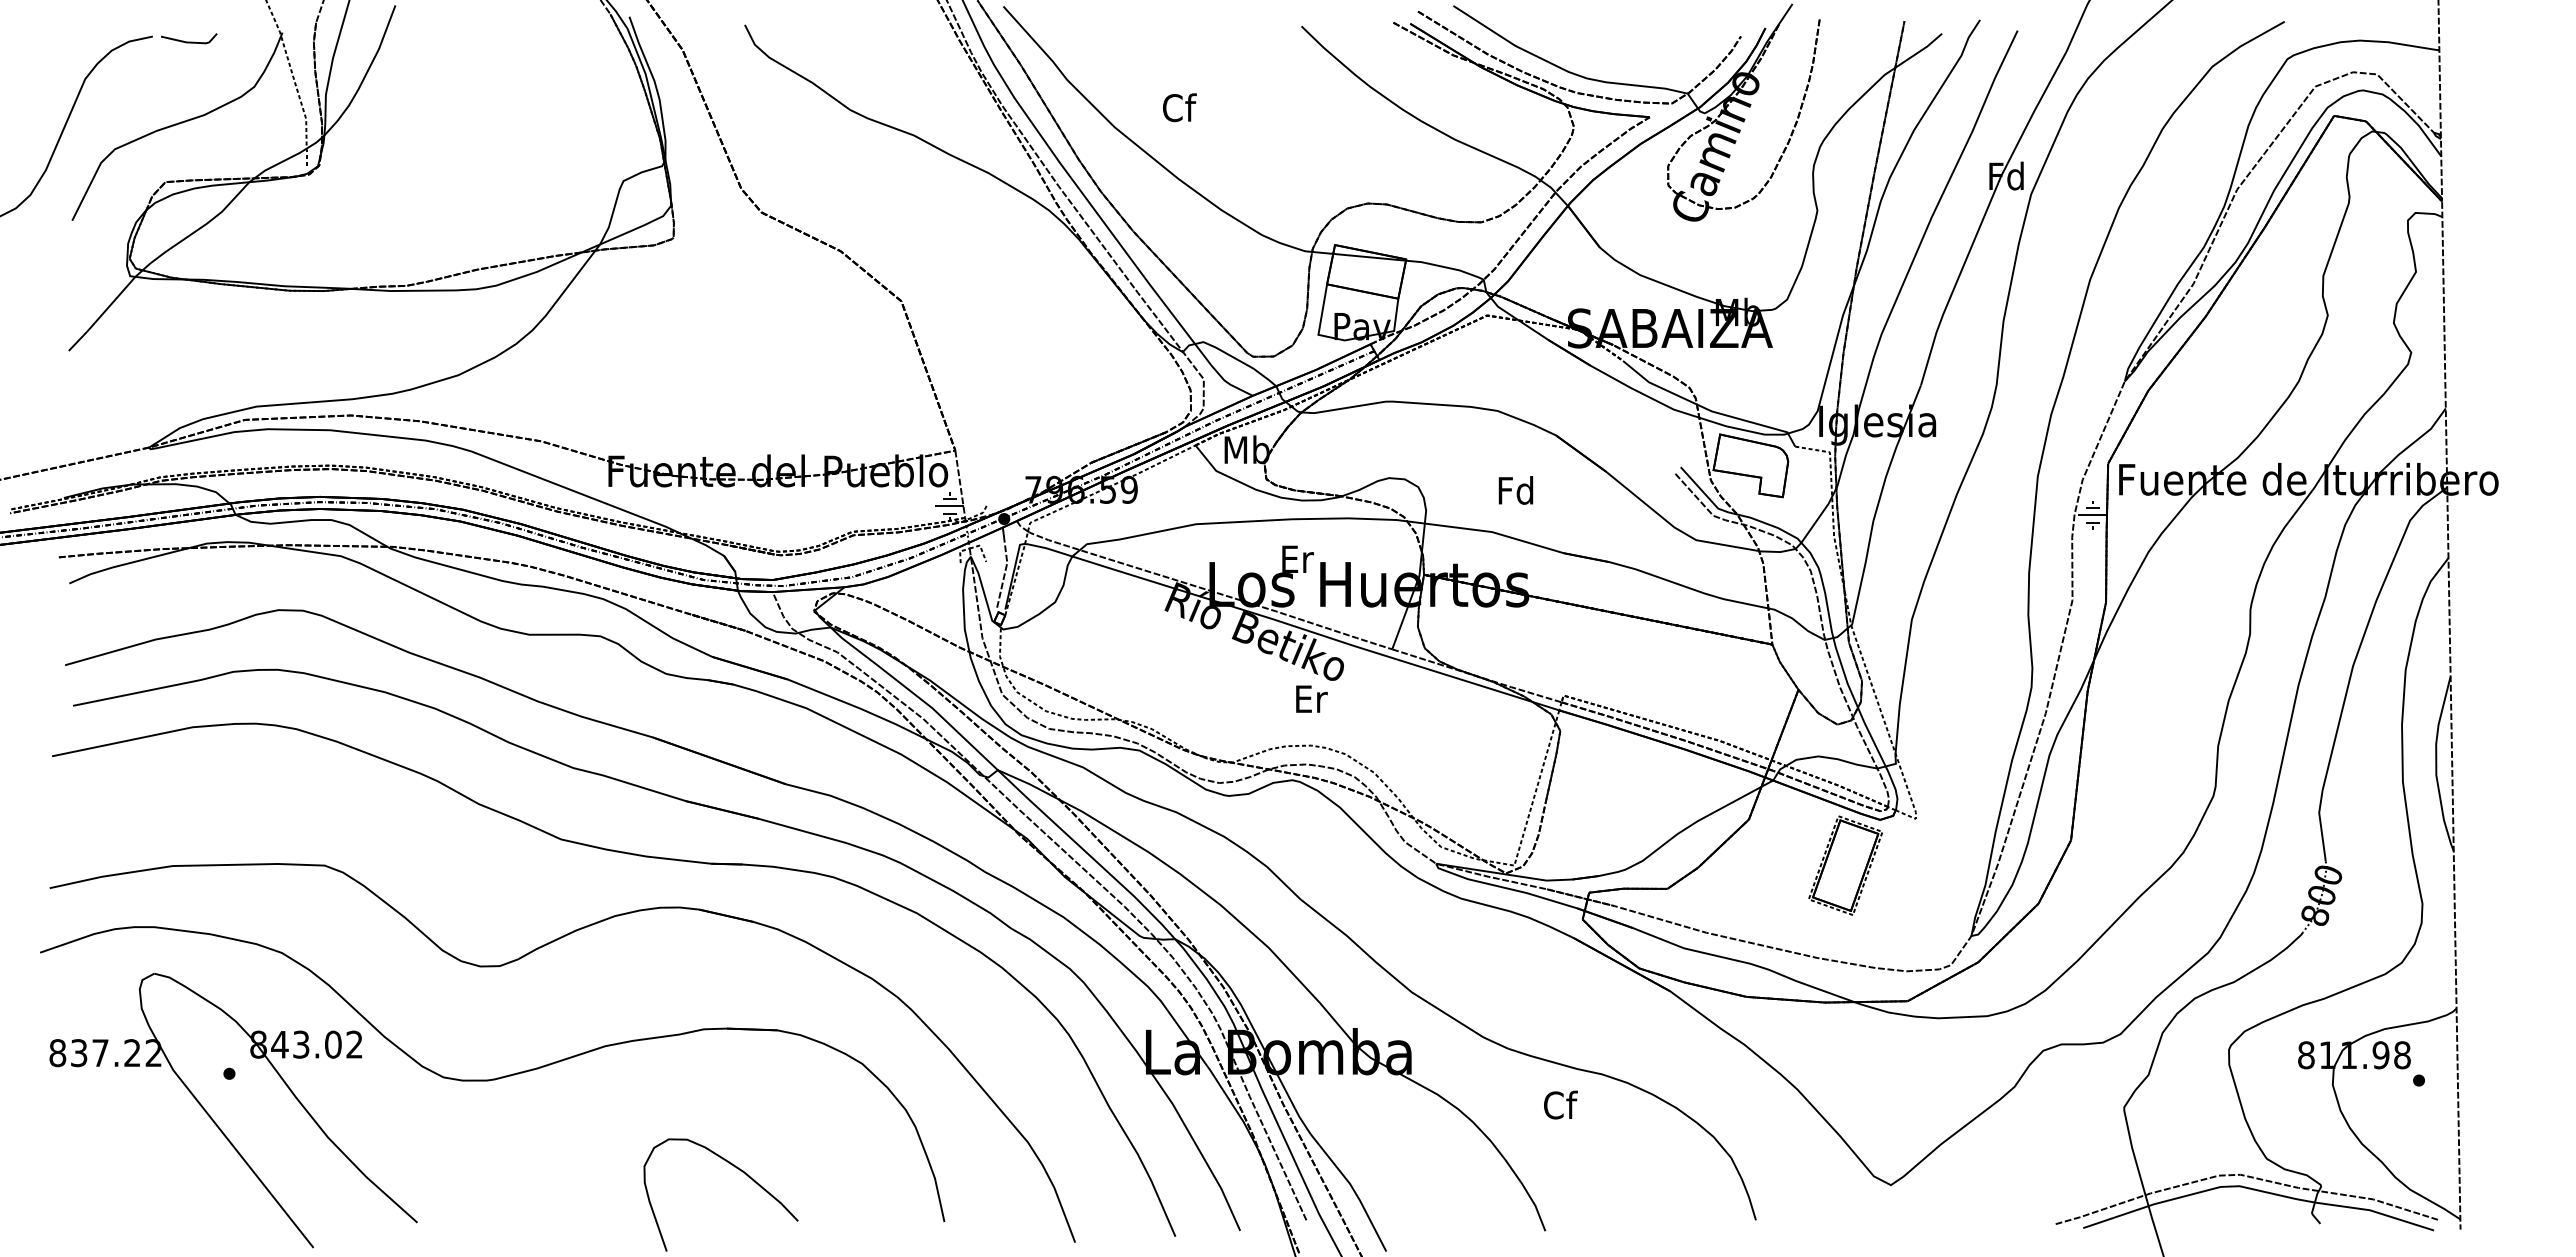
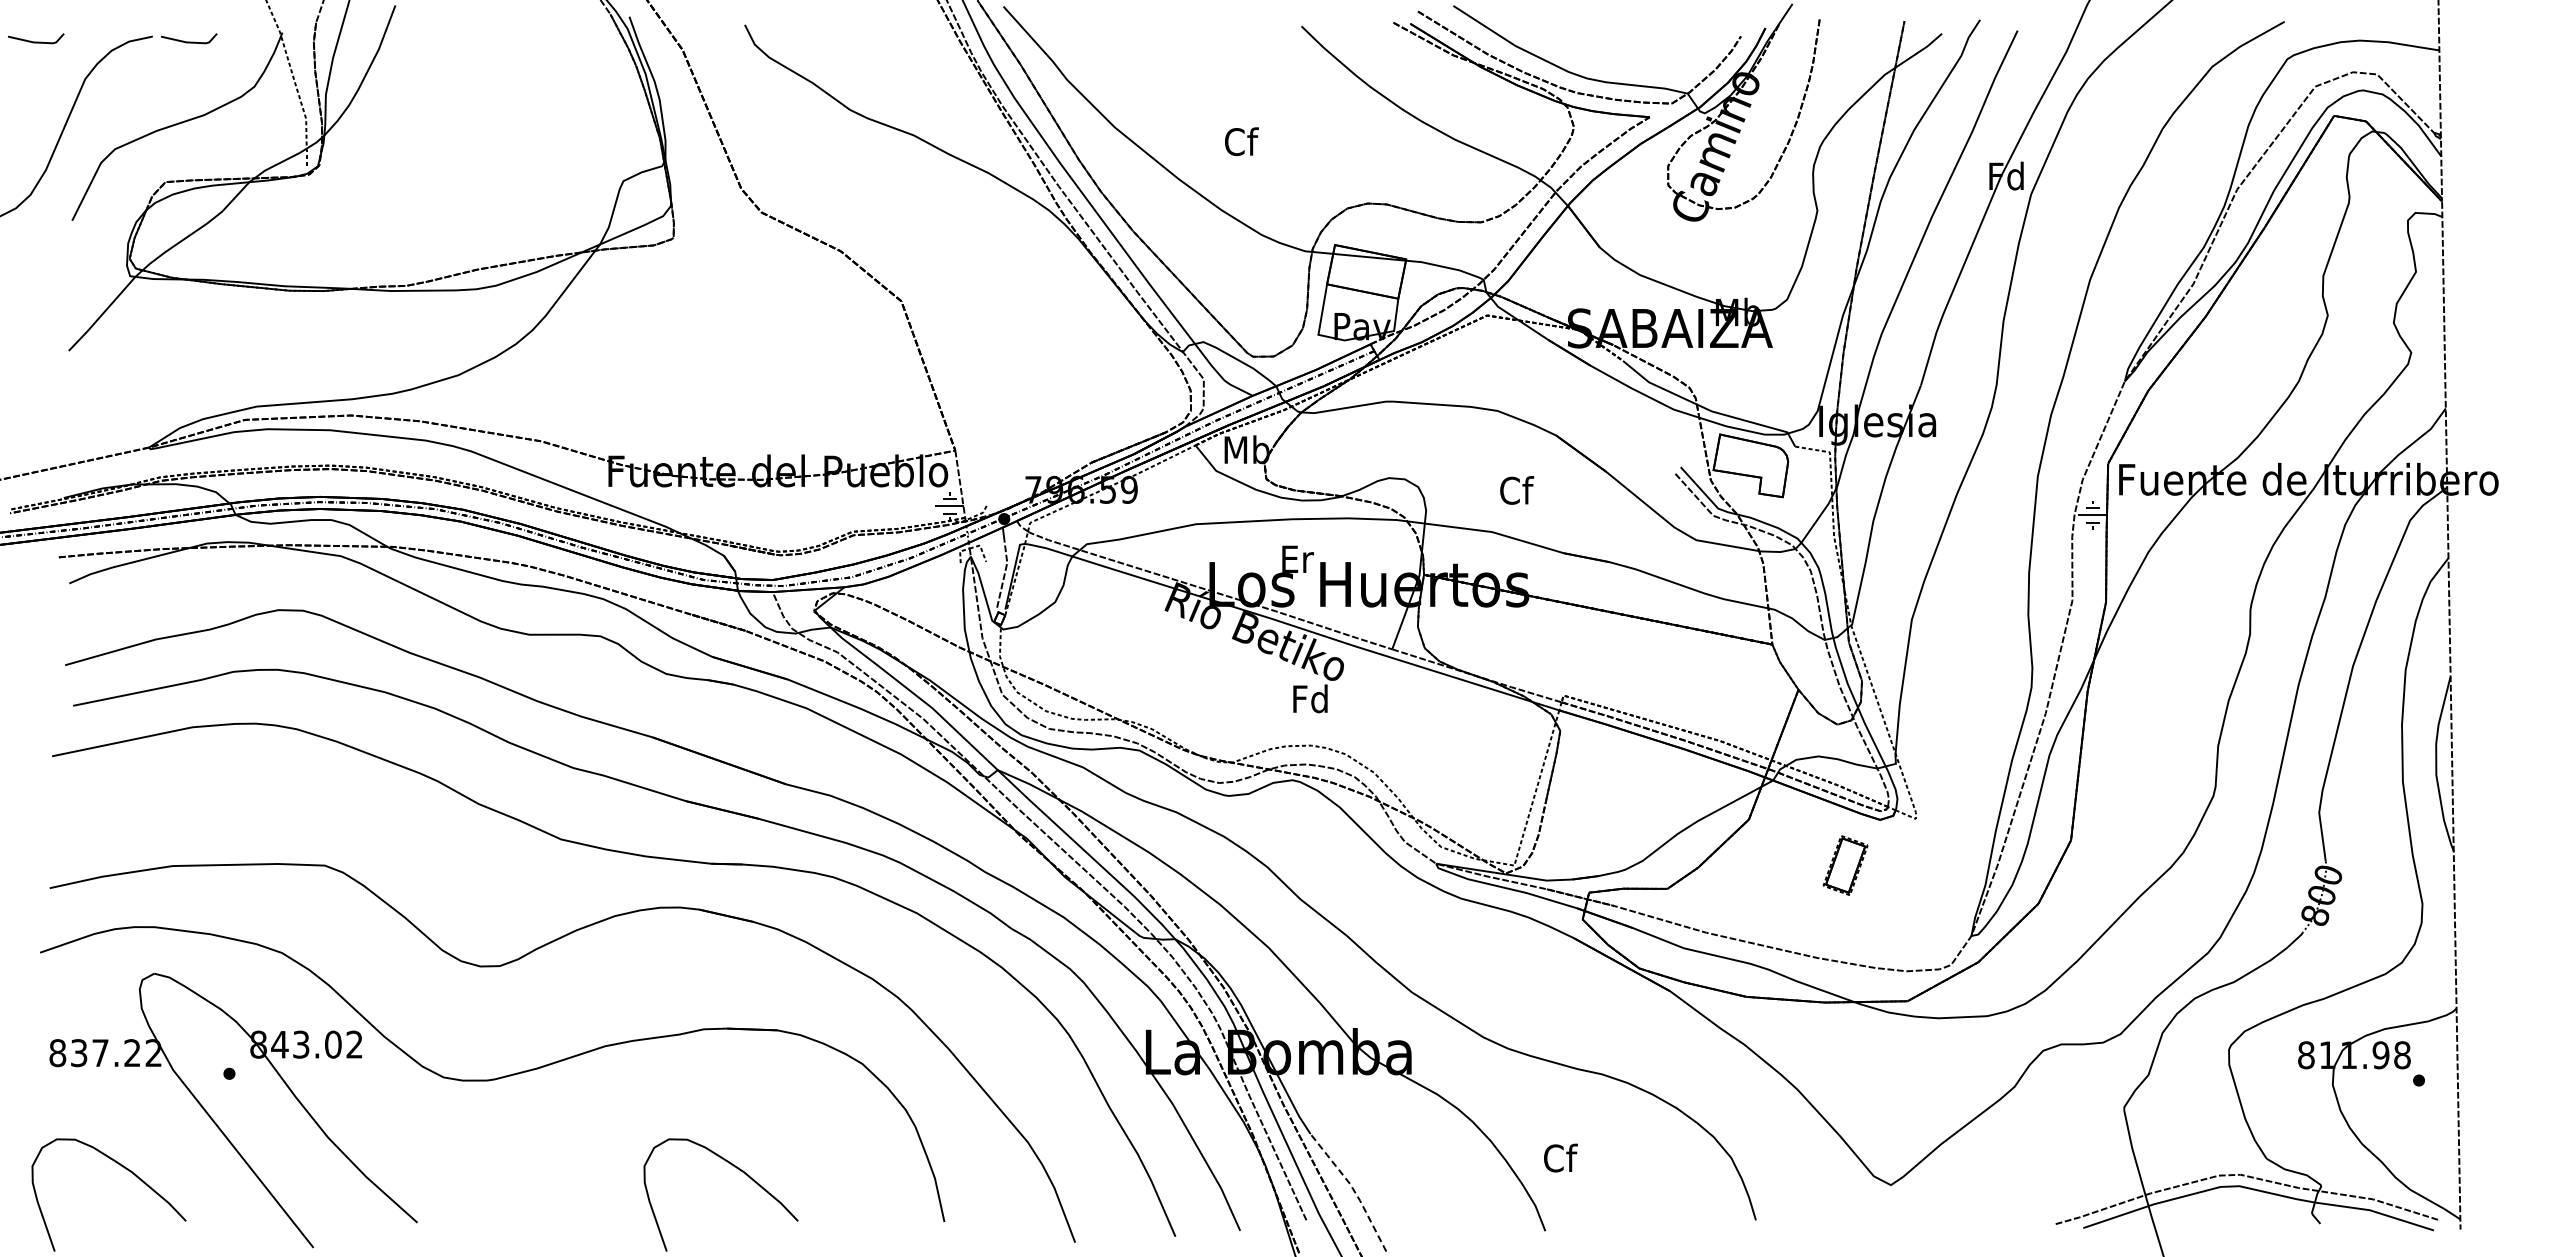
line: none -> present (36, 41)
text position: (1179, 107) -> (1241, 141) (1241, 141)
text: Fd -> Cf (1516, 490)
text: Er -> Fd (1310, 698)
part size: 75x101 px -> 47x61 px (1845, 865)
text position: (1560, 1104) -> (1560, 1157) (1560, 1157)
curve: none -> present (122, 1167)
line: solid -> dashed (1353, 1189)
